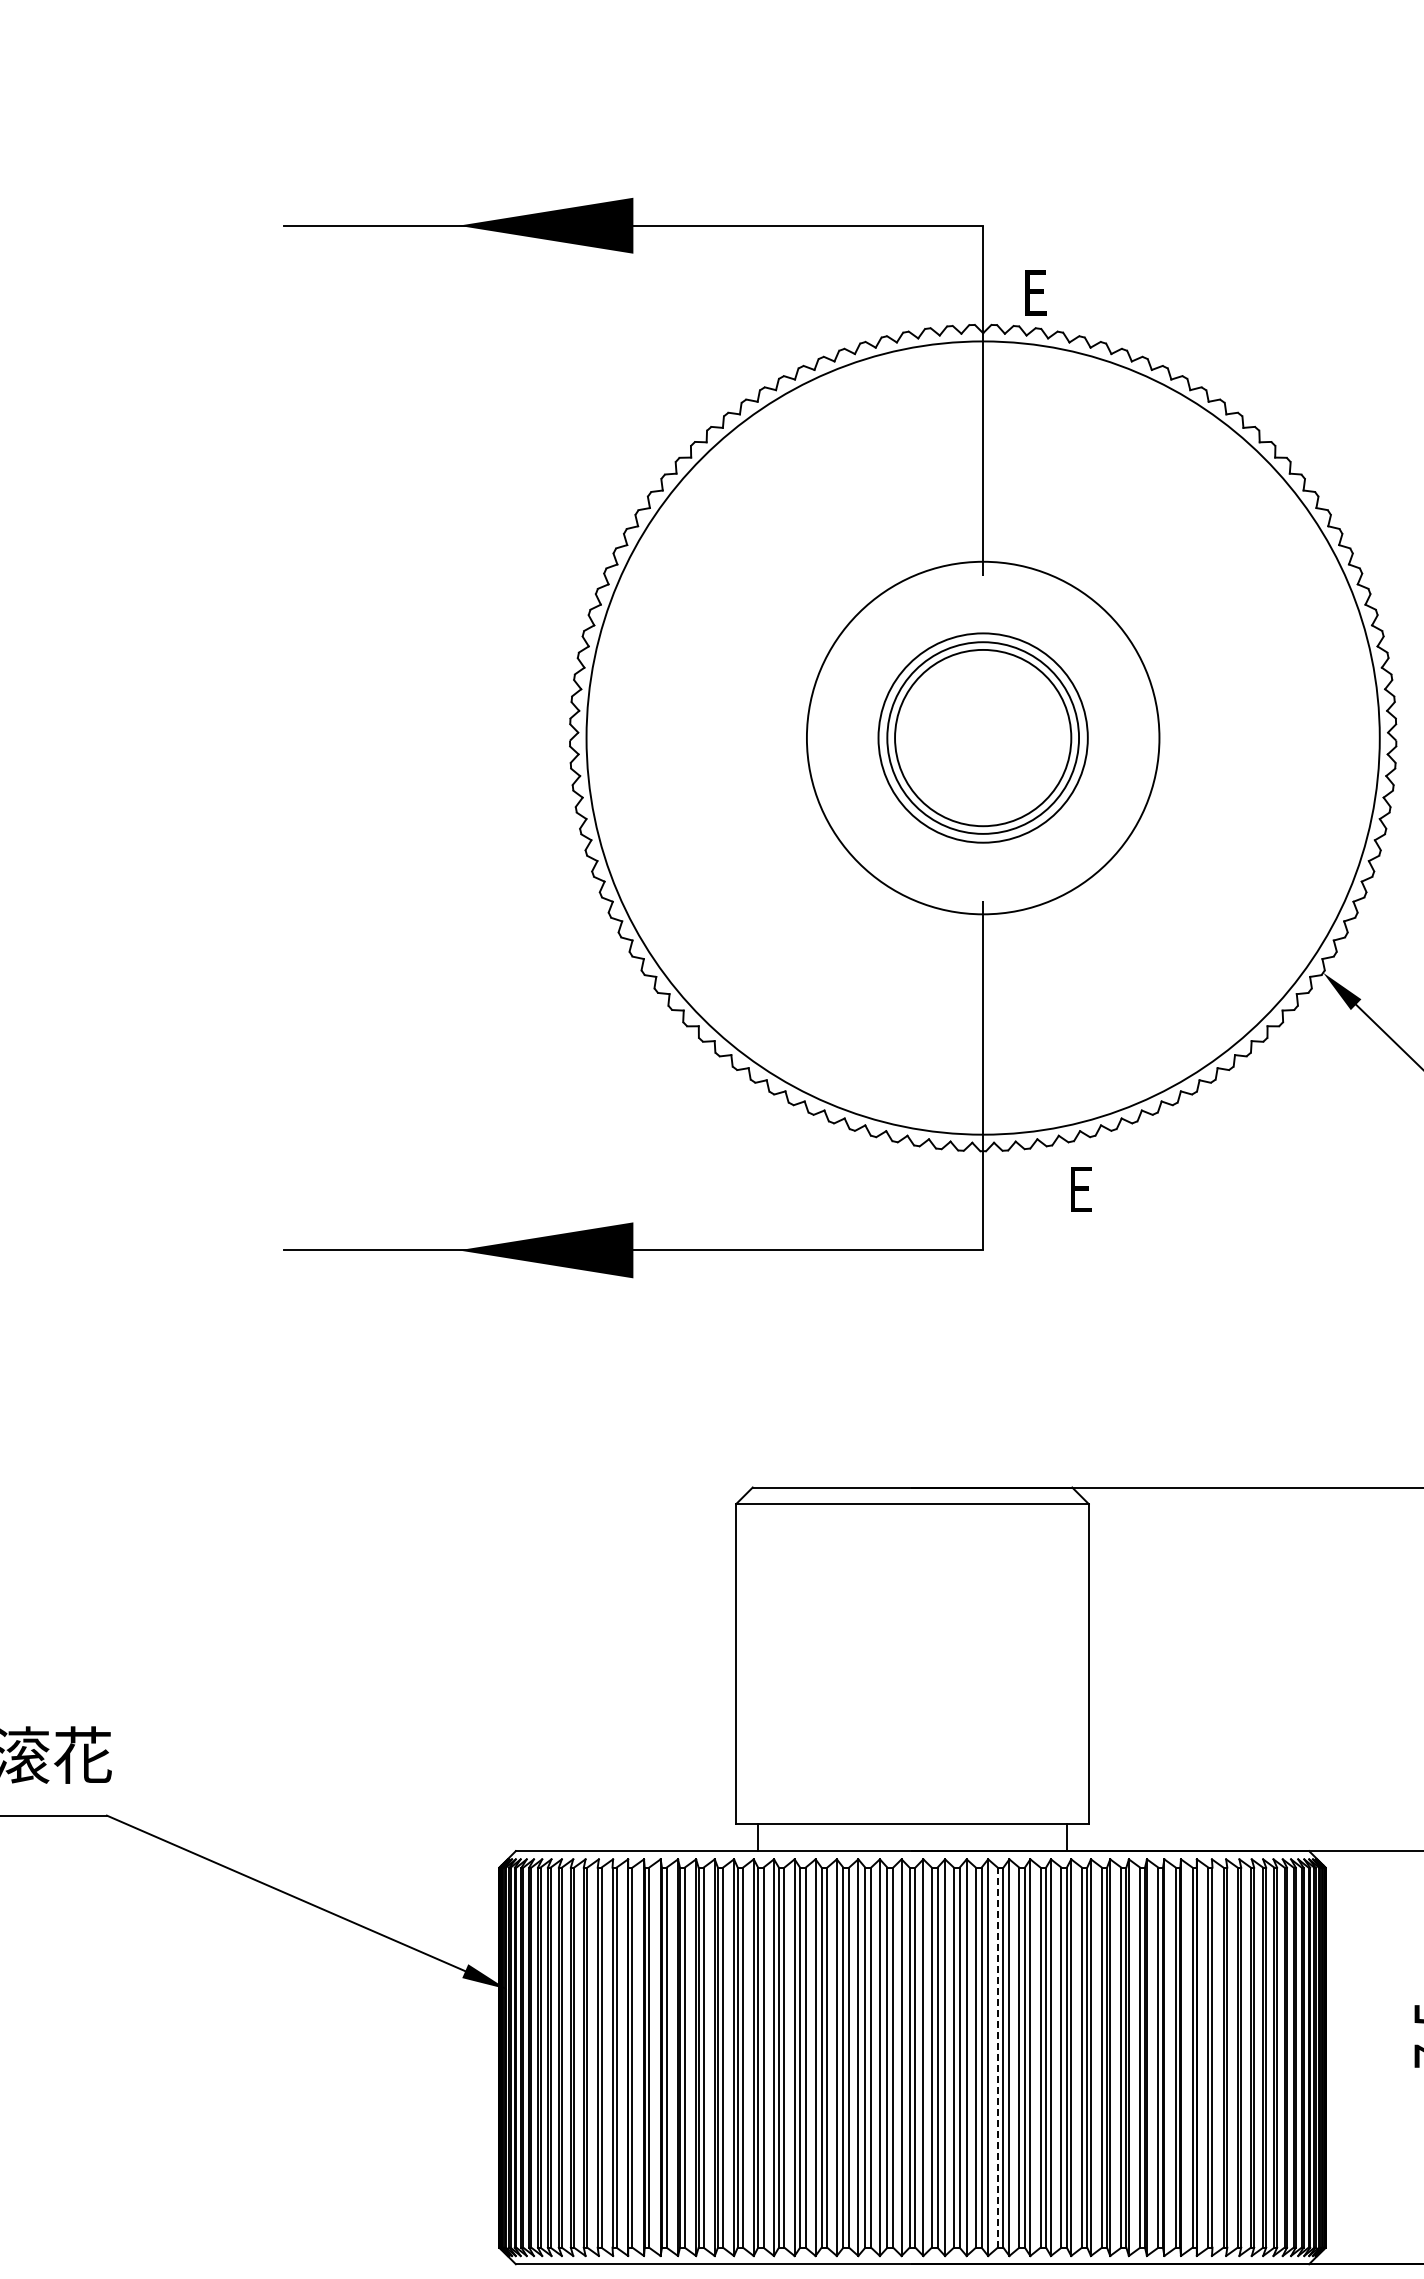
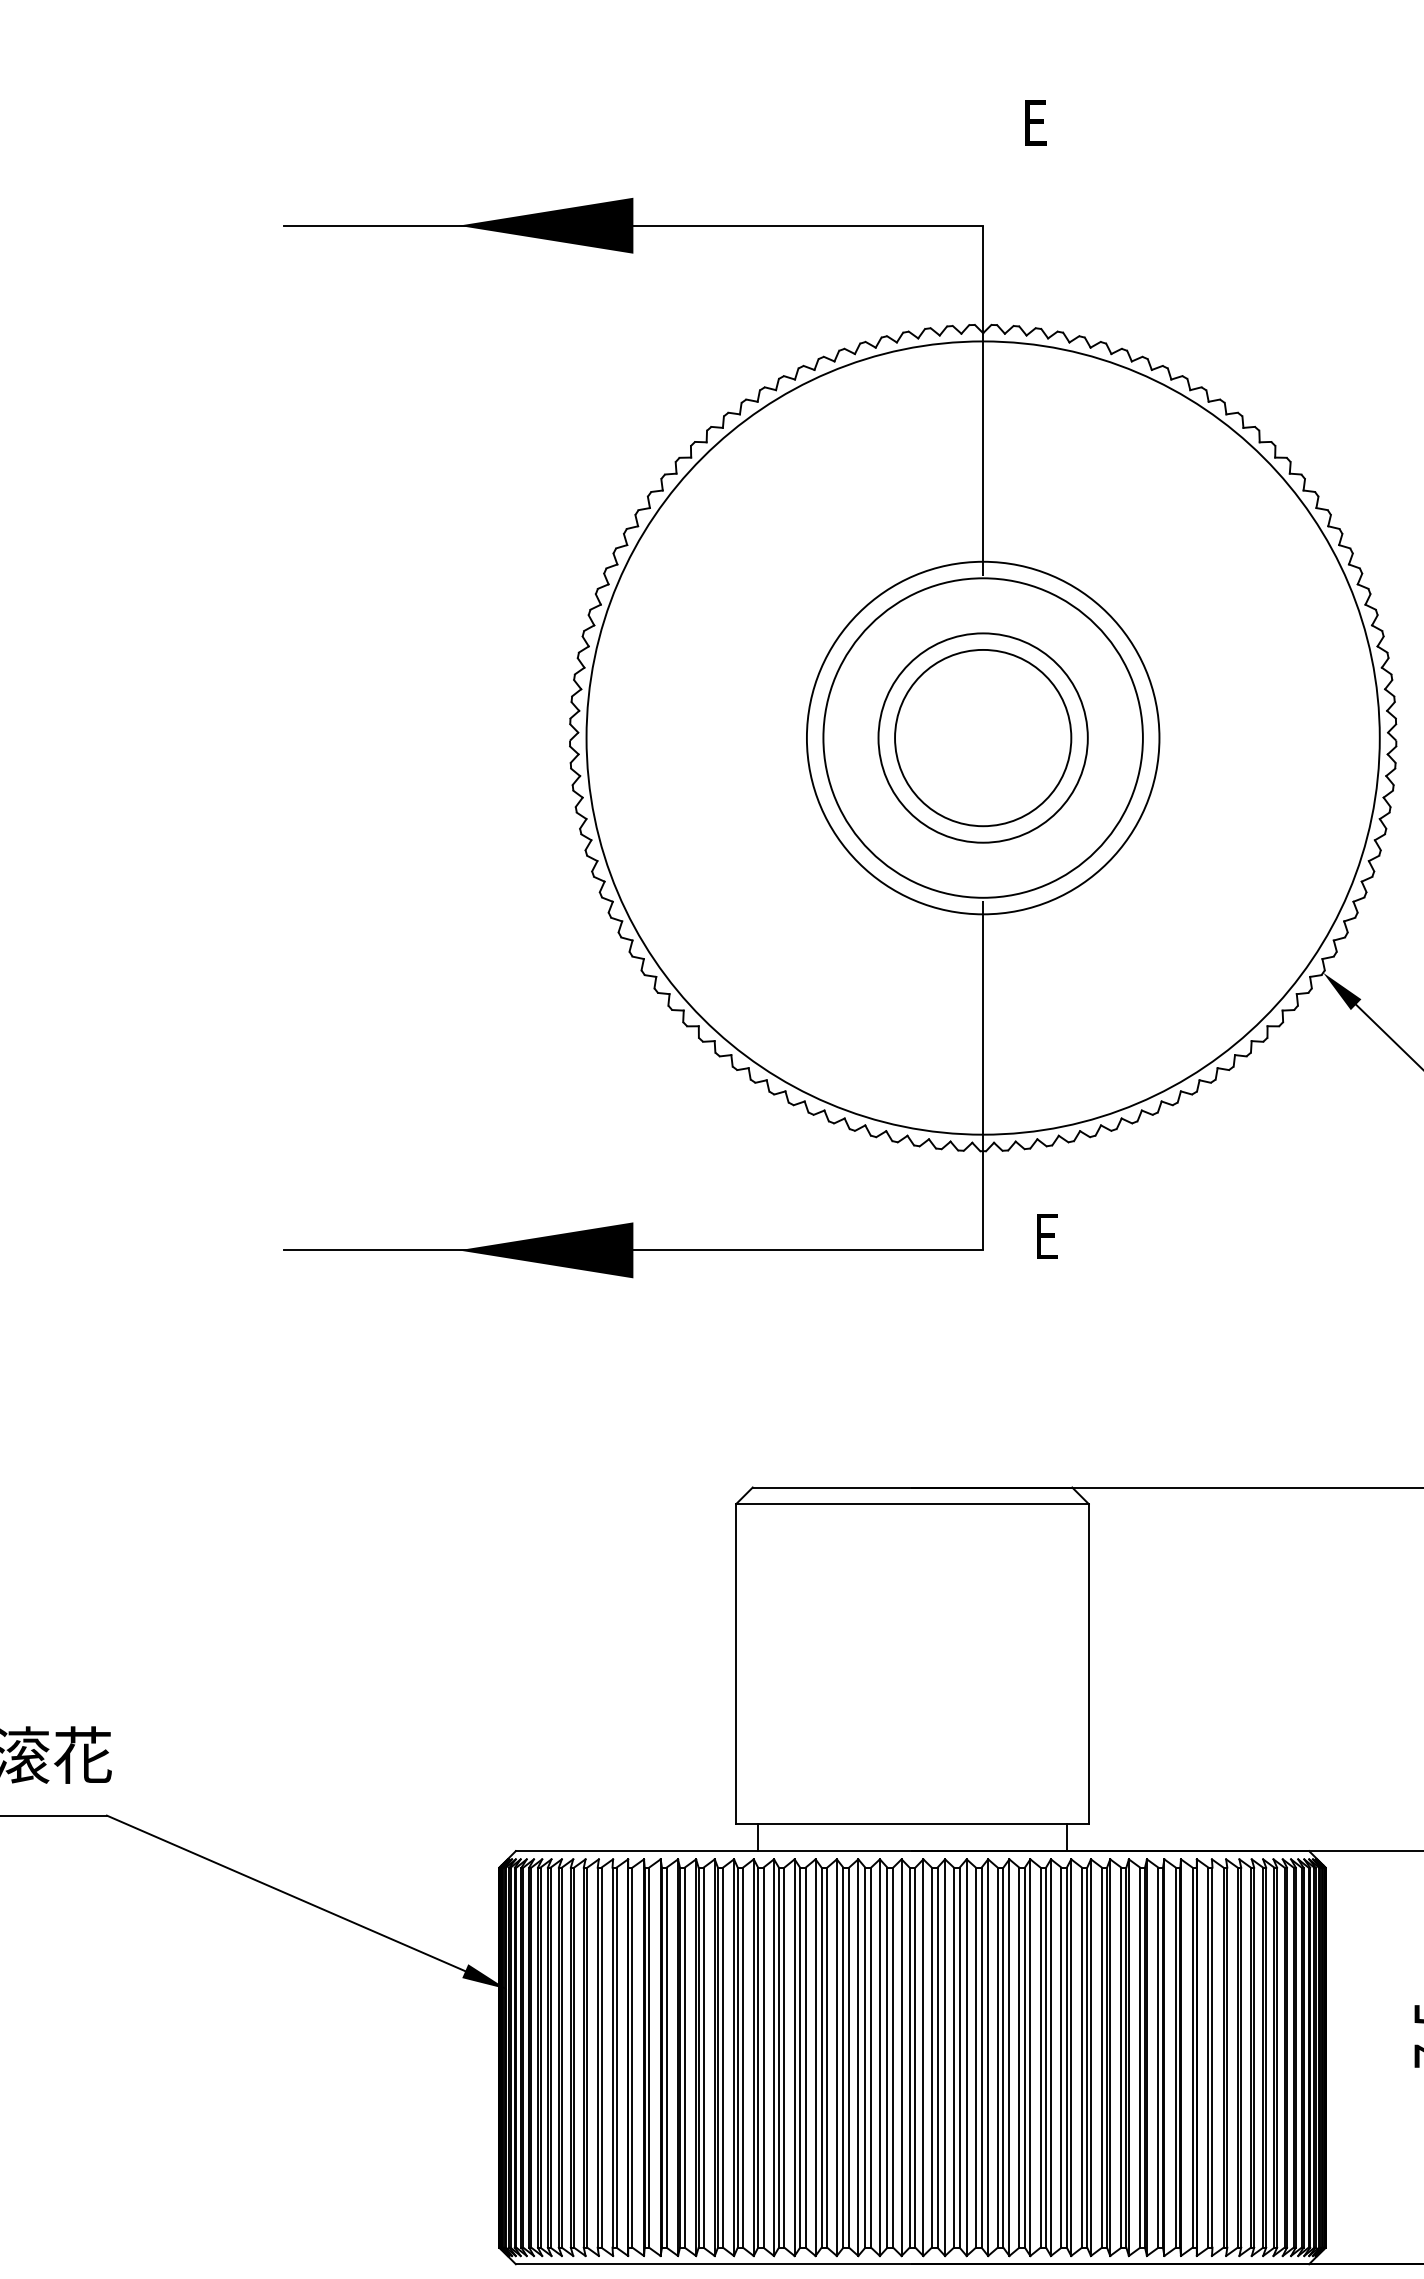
text position: (1035, 292) -> (1035, 122) (1035, 122)
circle diameter: 192 px -> 320 px (982, 737)
text position: (1081, 1189) -> (1047, 1236) (1047, 1236)
line: dashed -> solid (997, 2057)
